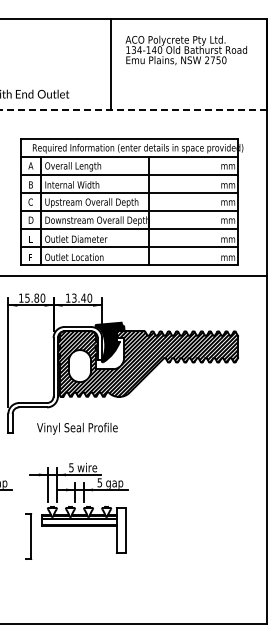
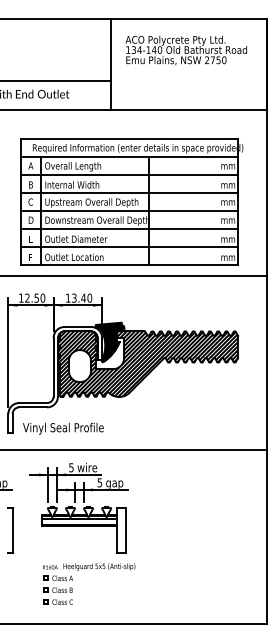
line: none -> present (56, 80)
line: dashed -> solid (133, 109)
text: 15.80 -> 12.50 (32, 297)
text position: (77, 428) -> (63, 428) (63, 428)
line: none -> present (134, 449)
part position: (28, 536) -> (10, 530) (10, 530)
part: none -> present (90, 568)
